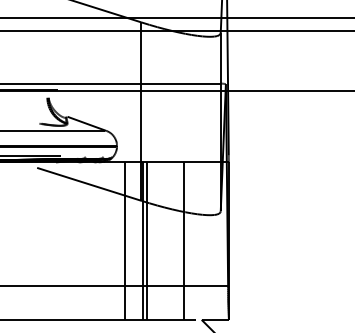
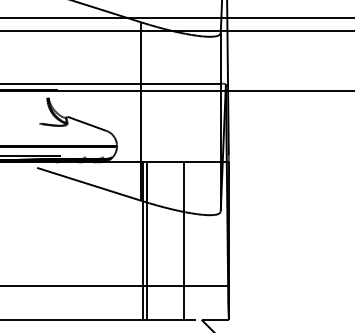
line: present -> none (53, 131)
line: present -> none (124, 240)
